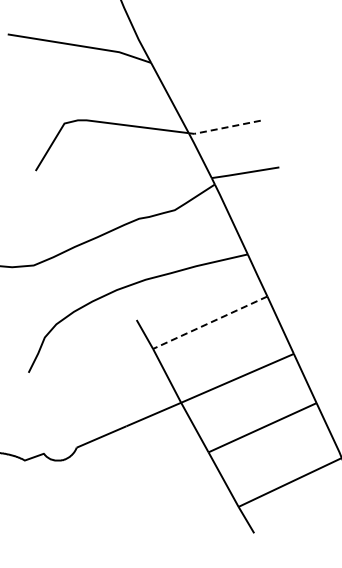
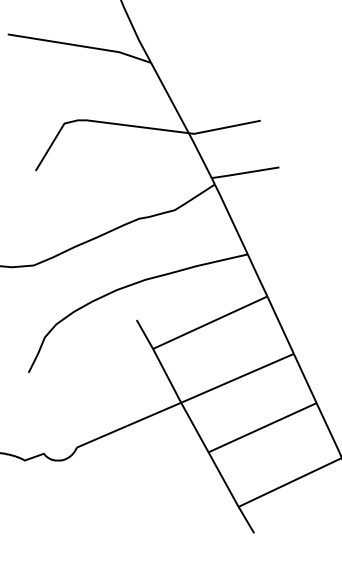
line: dashed -> solid (223, 128)
line: dashed -> solid (210, 322)
